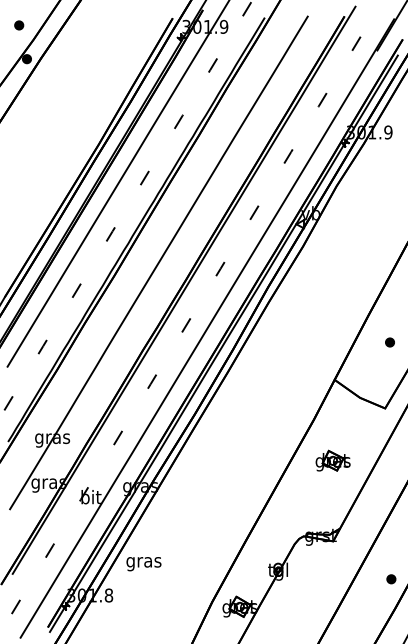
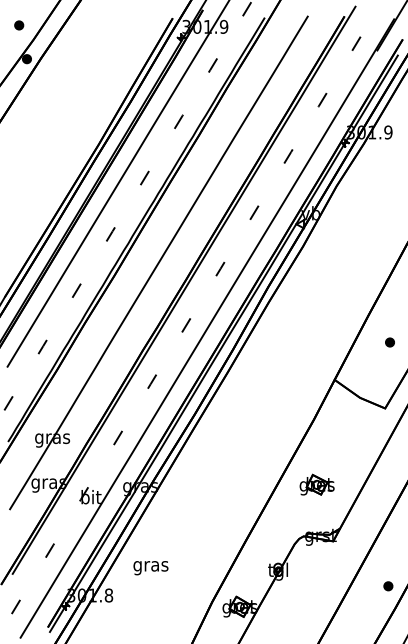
part position: (332, 460) -> (316, 484) (316, 484)
text position: (143, 564) -> (150, 568) (150, 568)
part position: (391, 579) -> (388, 586) (388, 586)
